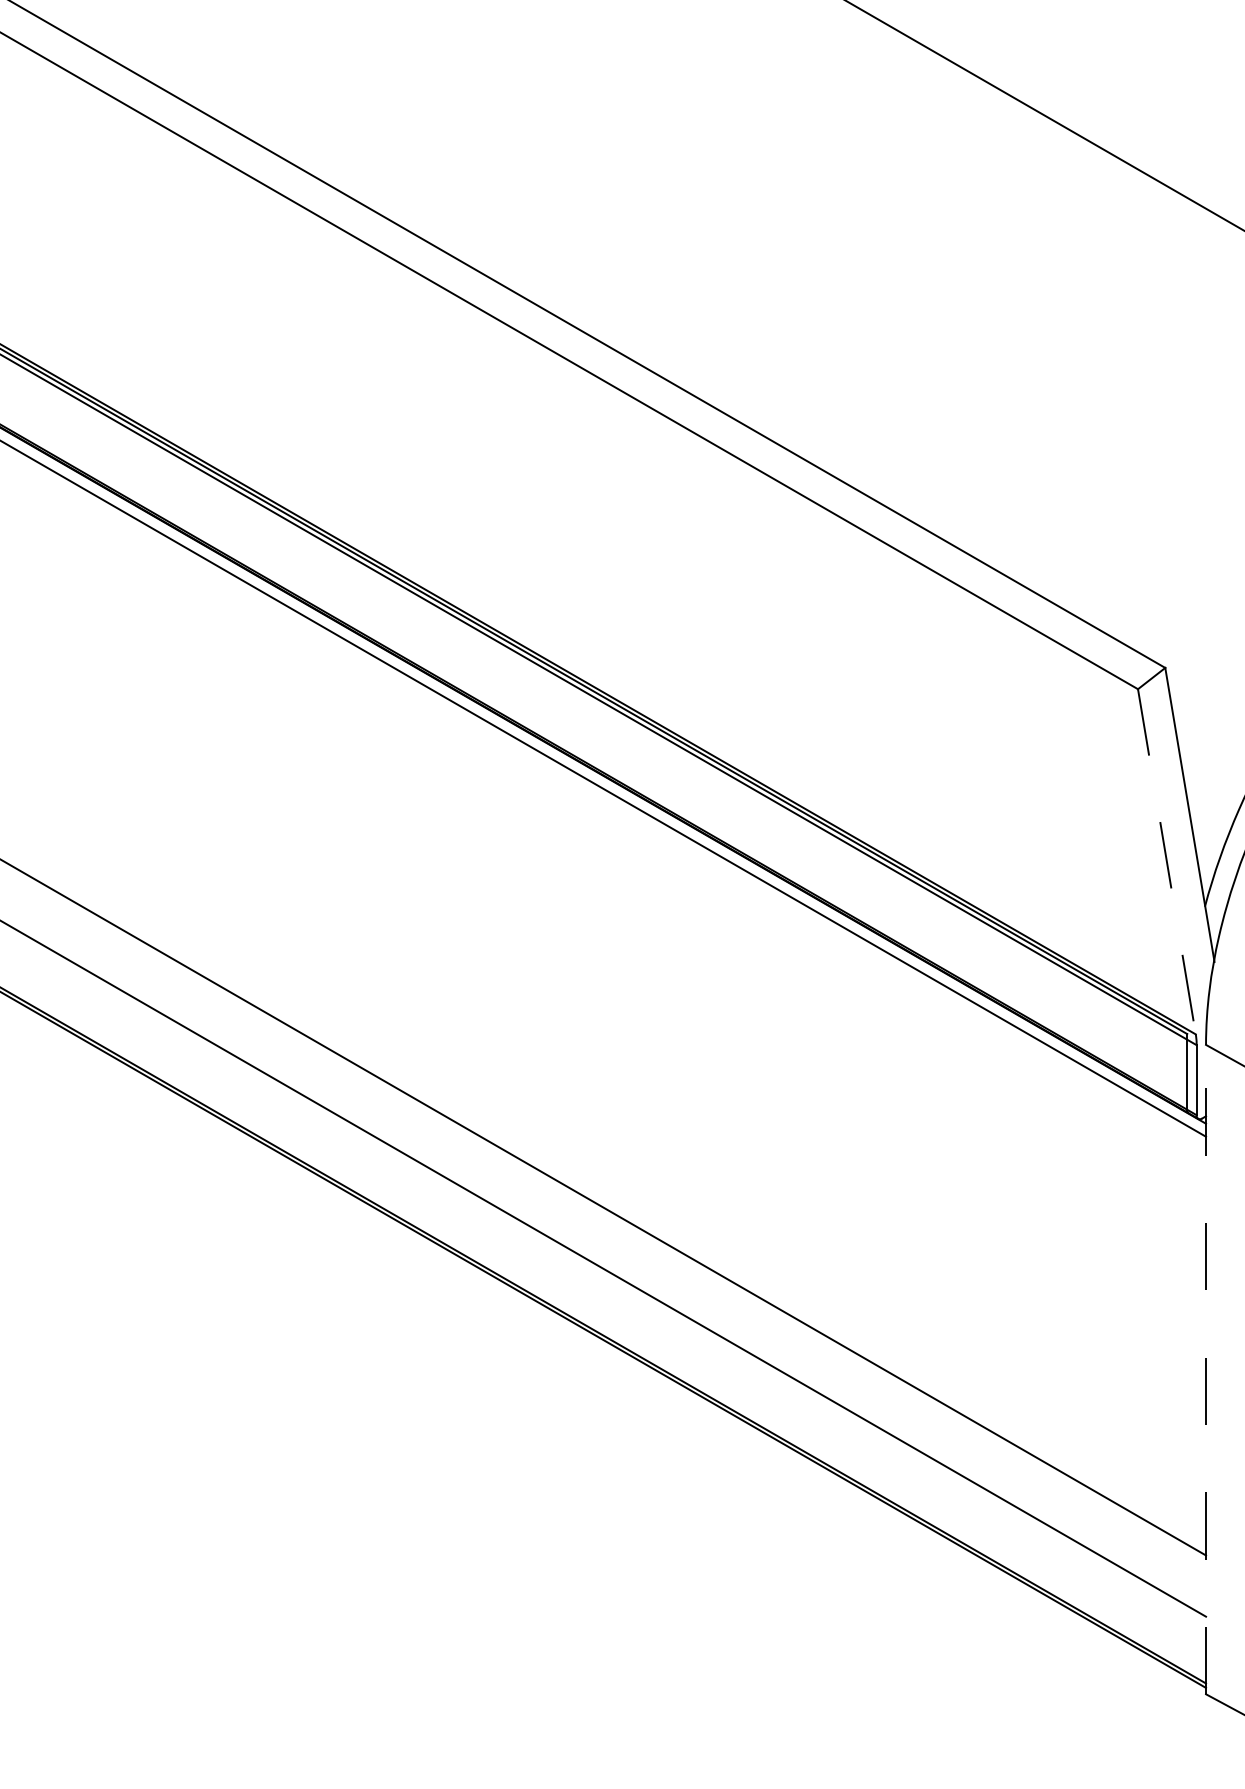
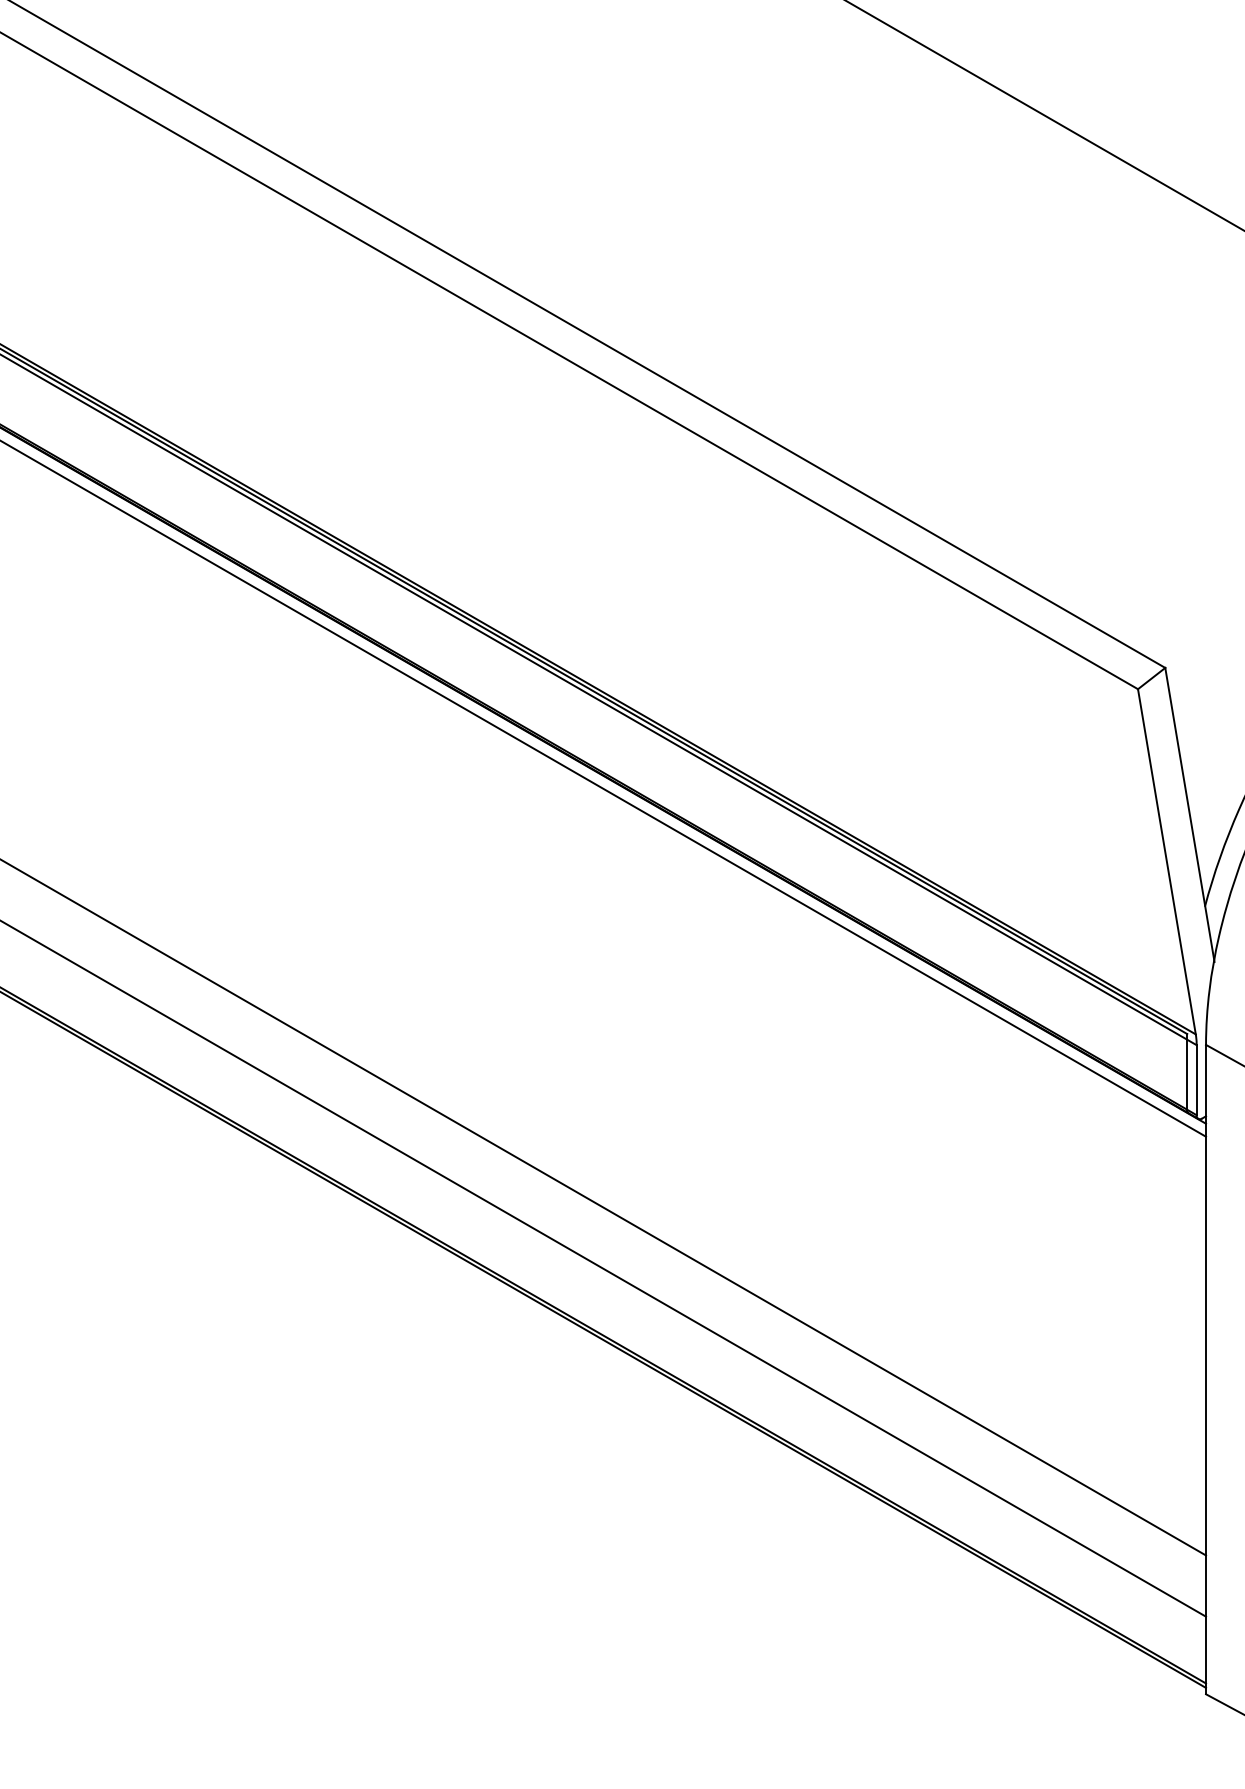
line: dashed -> solid (1166, 861)
line: dashed -> solid (1206, 1369)
